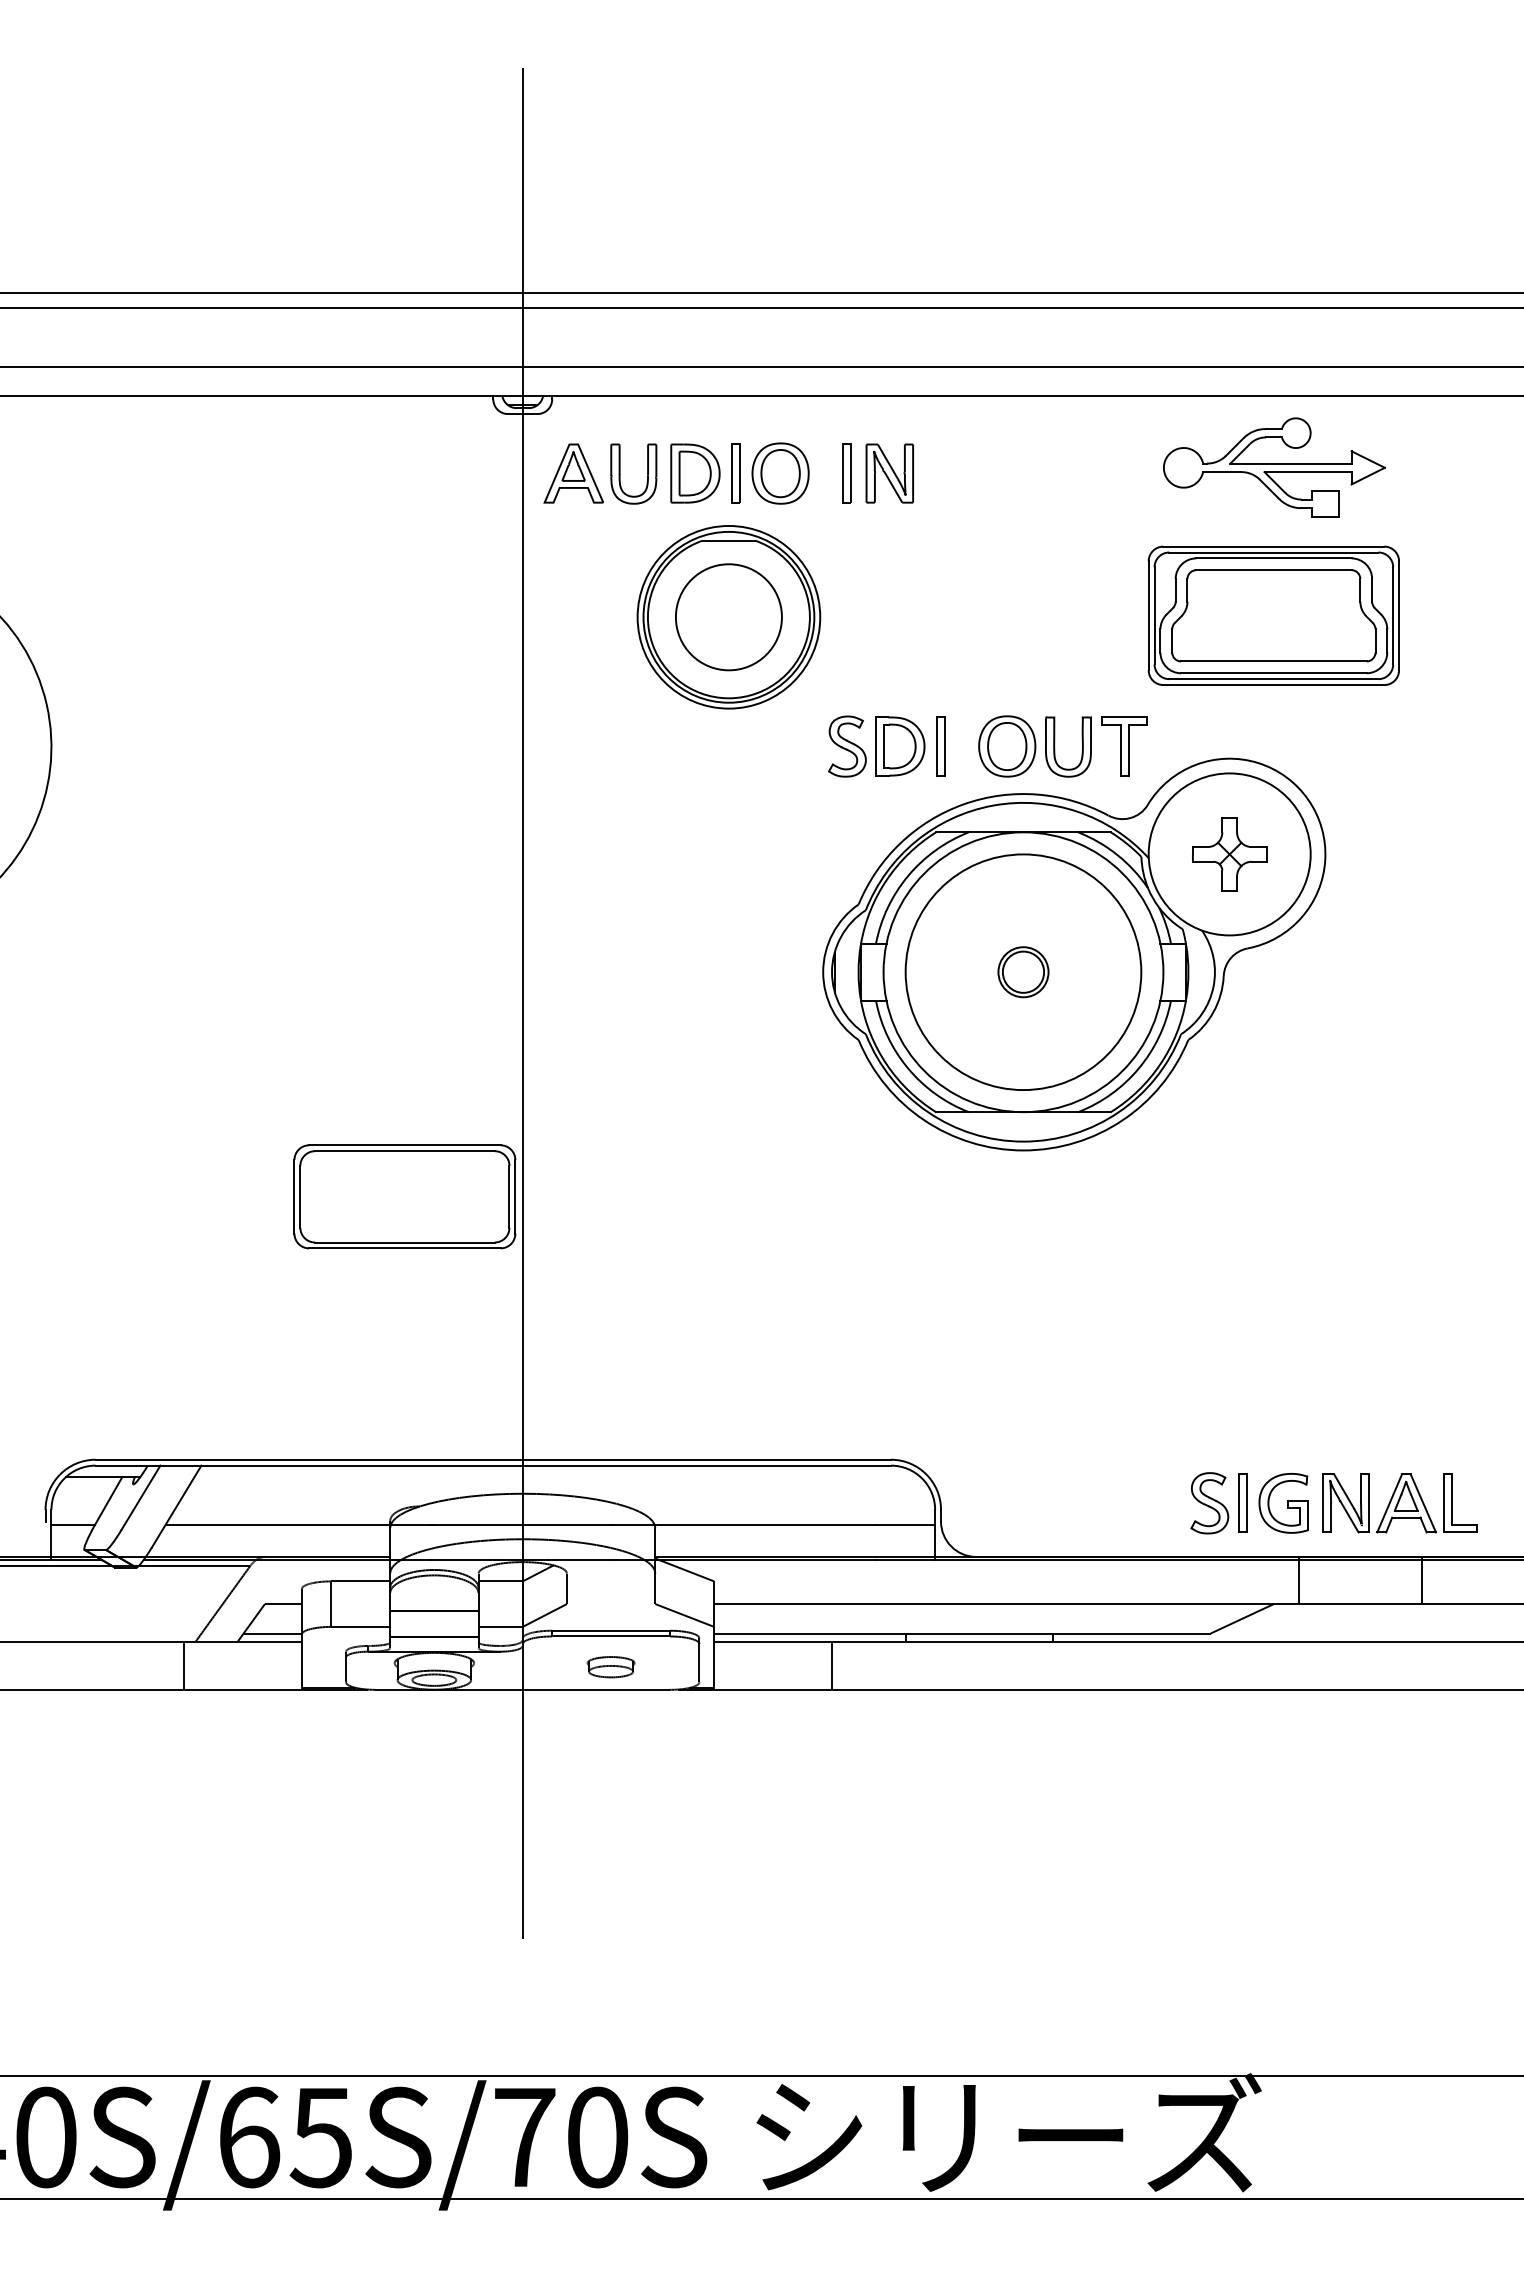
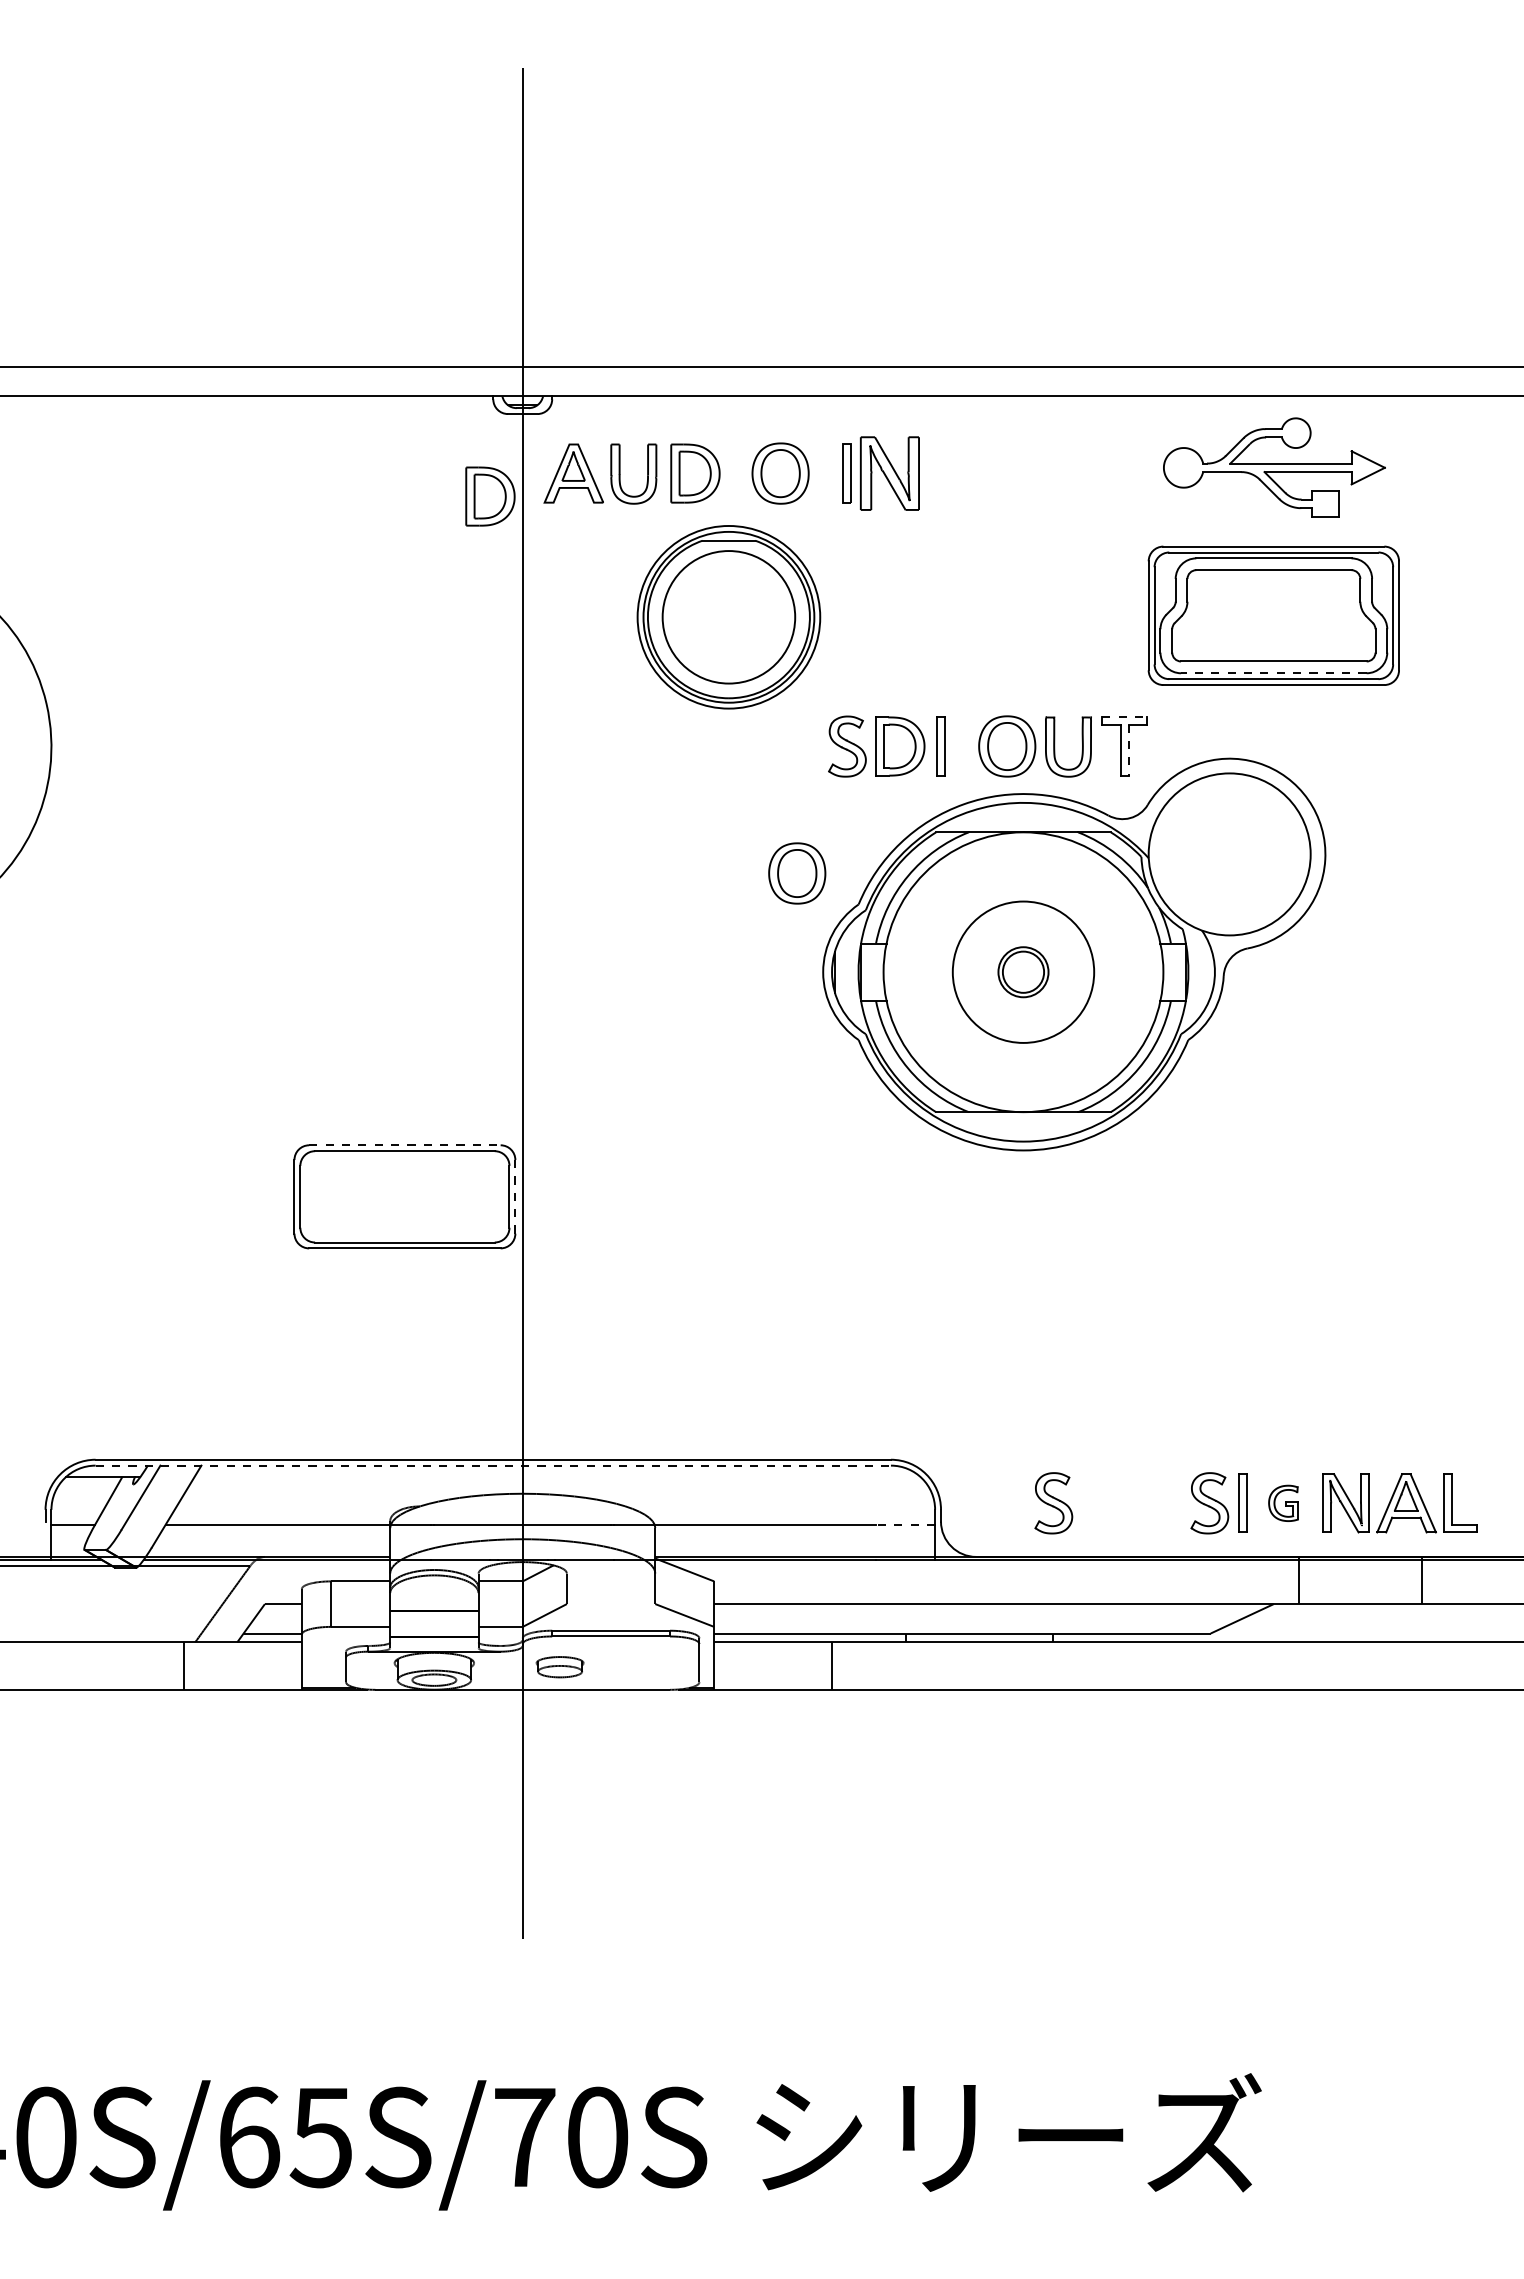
line: present -> none (761, 293)
line: present -> none (761, 308)
part: present -> none (735, 473)
part size: 49x61 px -> 61x75 px (889, 473)
part: none -> present (490, 496)
circle diameter: 106 px -> 133 px (728, 617)
line: solid -> dashed (1273, 673)
line: solid -> dashed (1124, 717)
line: solid -> dashed (1129, 750)
part: present -> none (1229, 854)
part: none -> present (797, 873)
circle diameter: 236 px -> 141 px (1023, 971)
line: solid -> dashed (404, 1145)
line: solid -> dashed (515, 1196)
line: solid -> dashed (493, 1465)
part: none -> present (1053, 1503)
part size: 51x61 px -> 31x38 px (1283, 1502)
line: solid -> dashed (905, 1524)
part position: (610, 1667) -> (559, 1667) (559, 1667)
line: present -> none (761, 2076)
line: present -> none (761, 2198)
